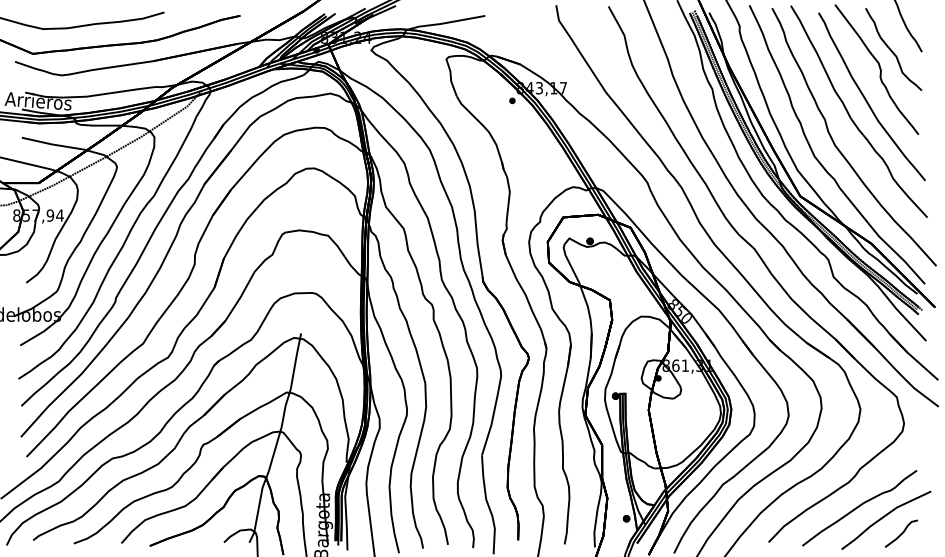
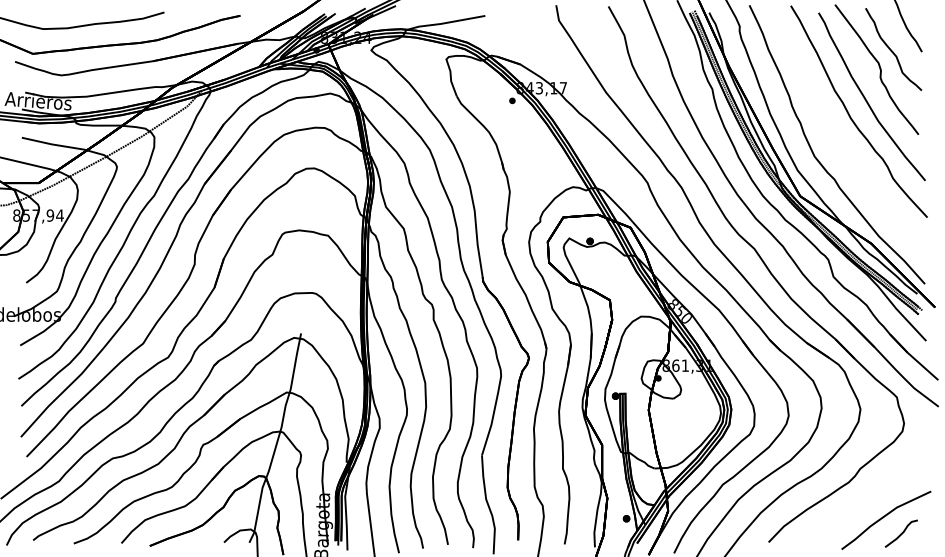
curve: present -> none (837, 146)
curve: present -> none (859, 507)
